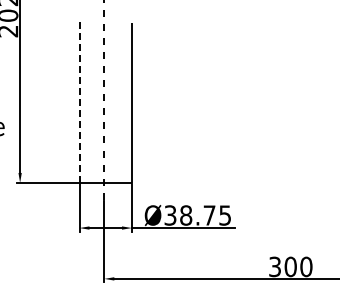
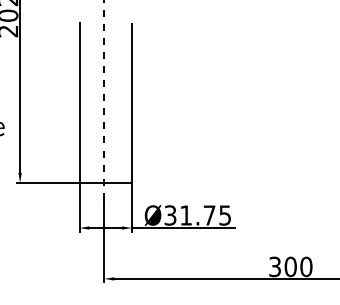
line: dashed -> solid (79, 103)
text: Ø38.75 -> Ø31.75 (186, 215)
